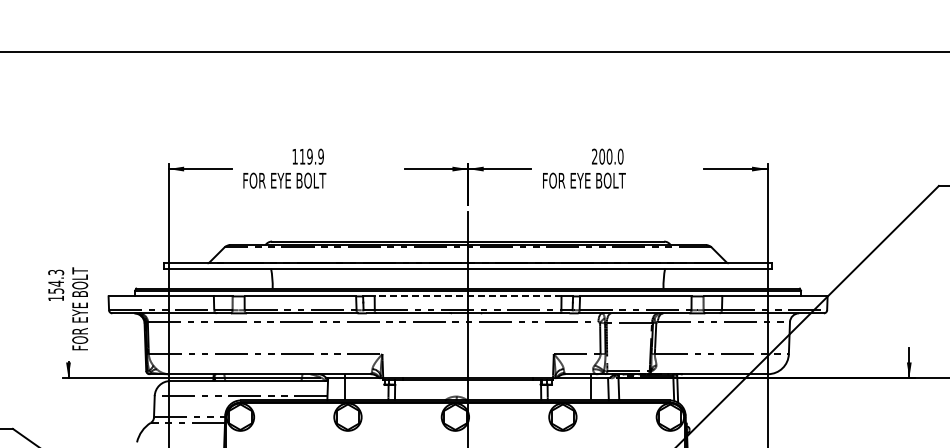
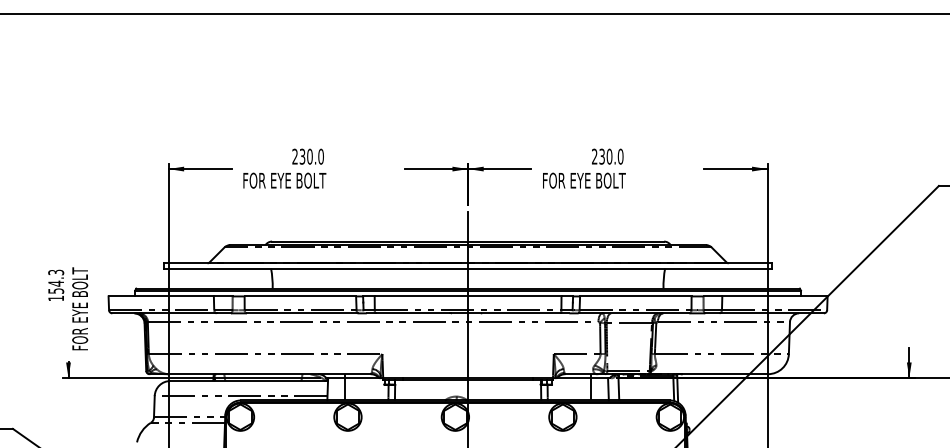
line position: (474, 51) -> (474, 13) (474, 13)
text: 119.9 -> 230.0 (307, 156)
text: 200.0 -> 230.0 (602, 156)
line: dashed -> solid (467, 296)
